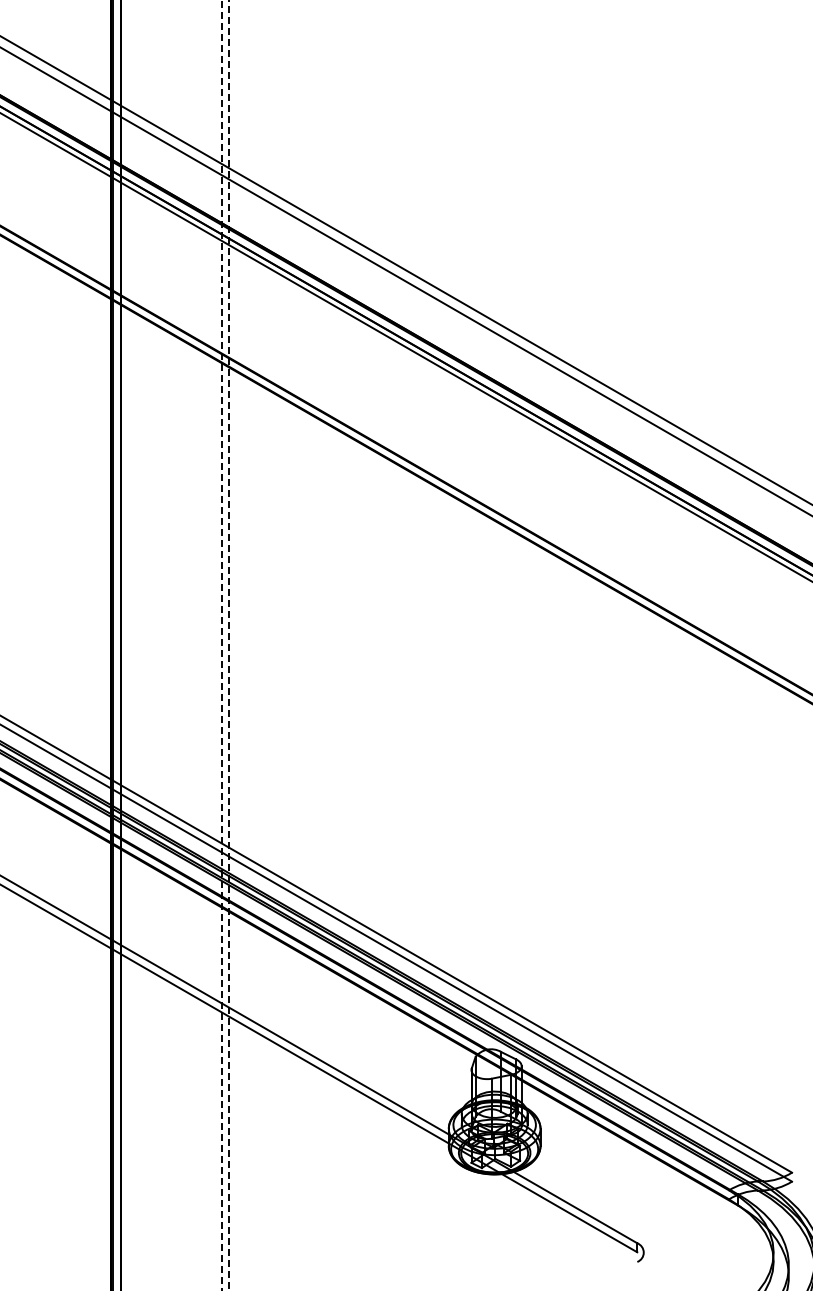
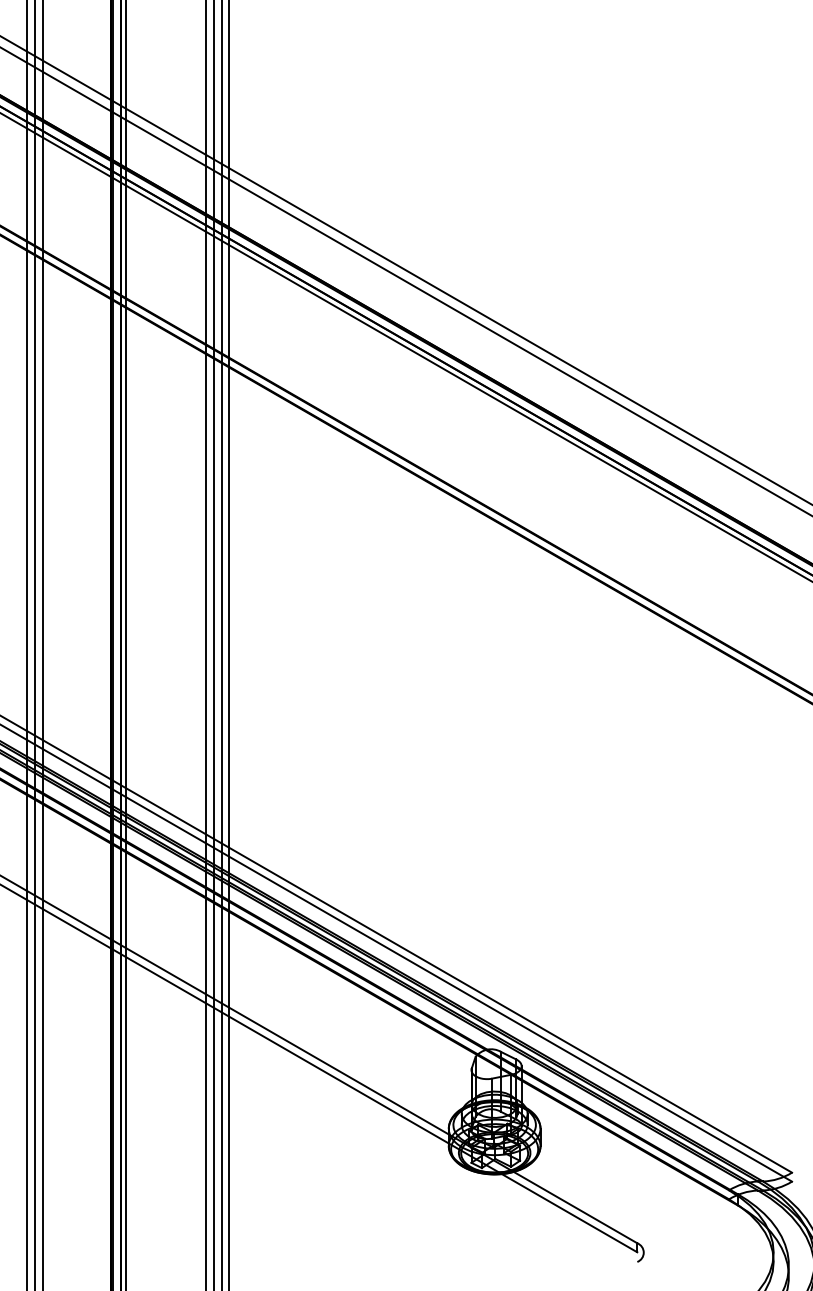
line: none -> present (27, 644)
line: none -> present (34, 644)
line: none -> present (42, 644)
line: none -> present (126, 644)
line: none -> present (206, 644)
line: none -> present (213, 644)
line: dashed -> solid (221, 645)
line: dashed -> solid (229, 645)
